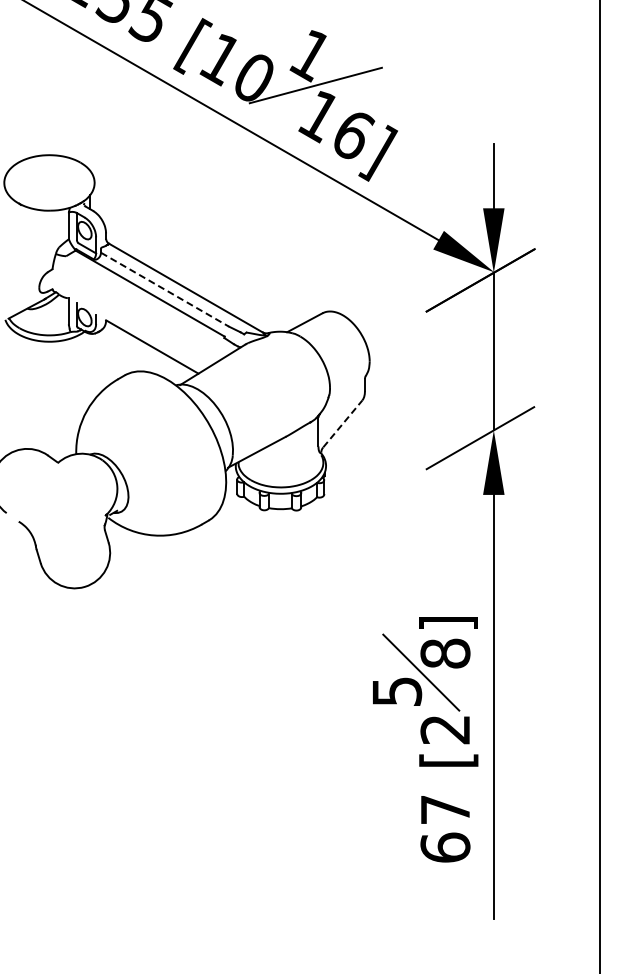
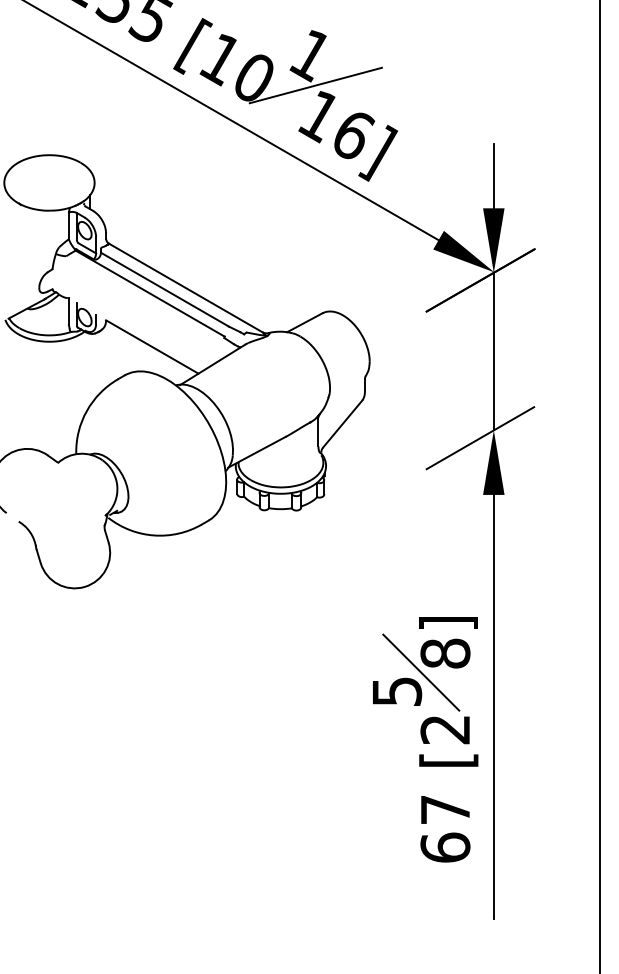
line: dashed -> solid (165, 289)
line: dashed -> solid (343, 423)
